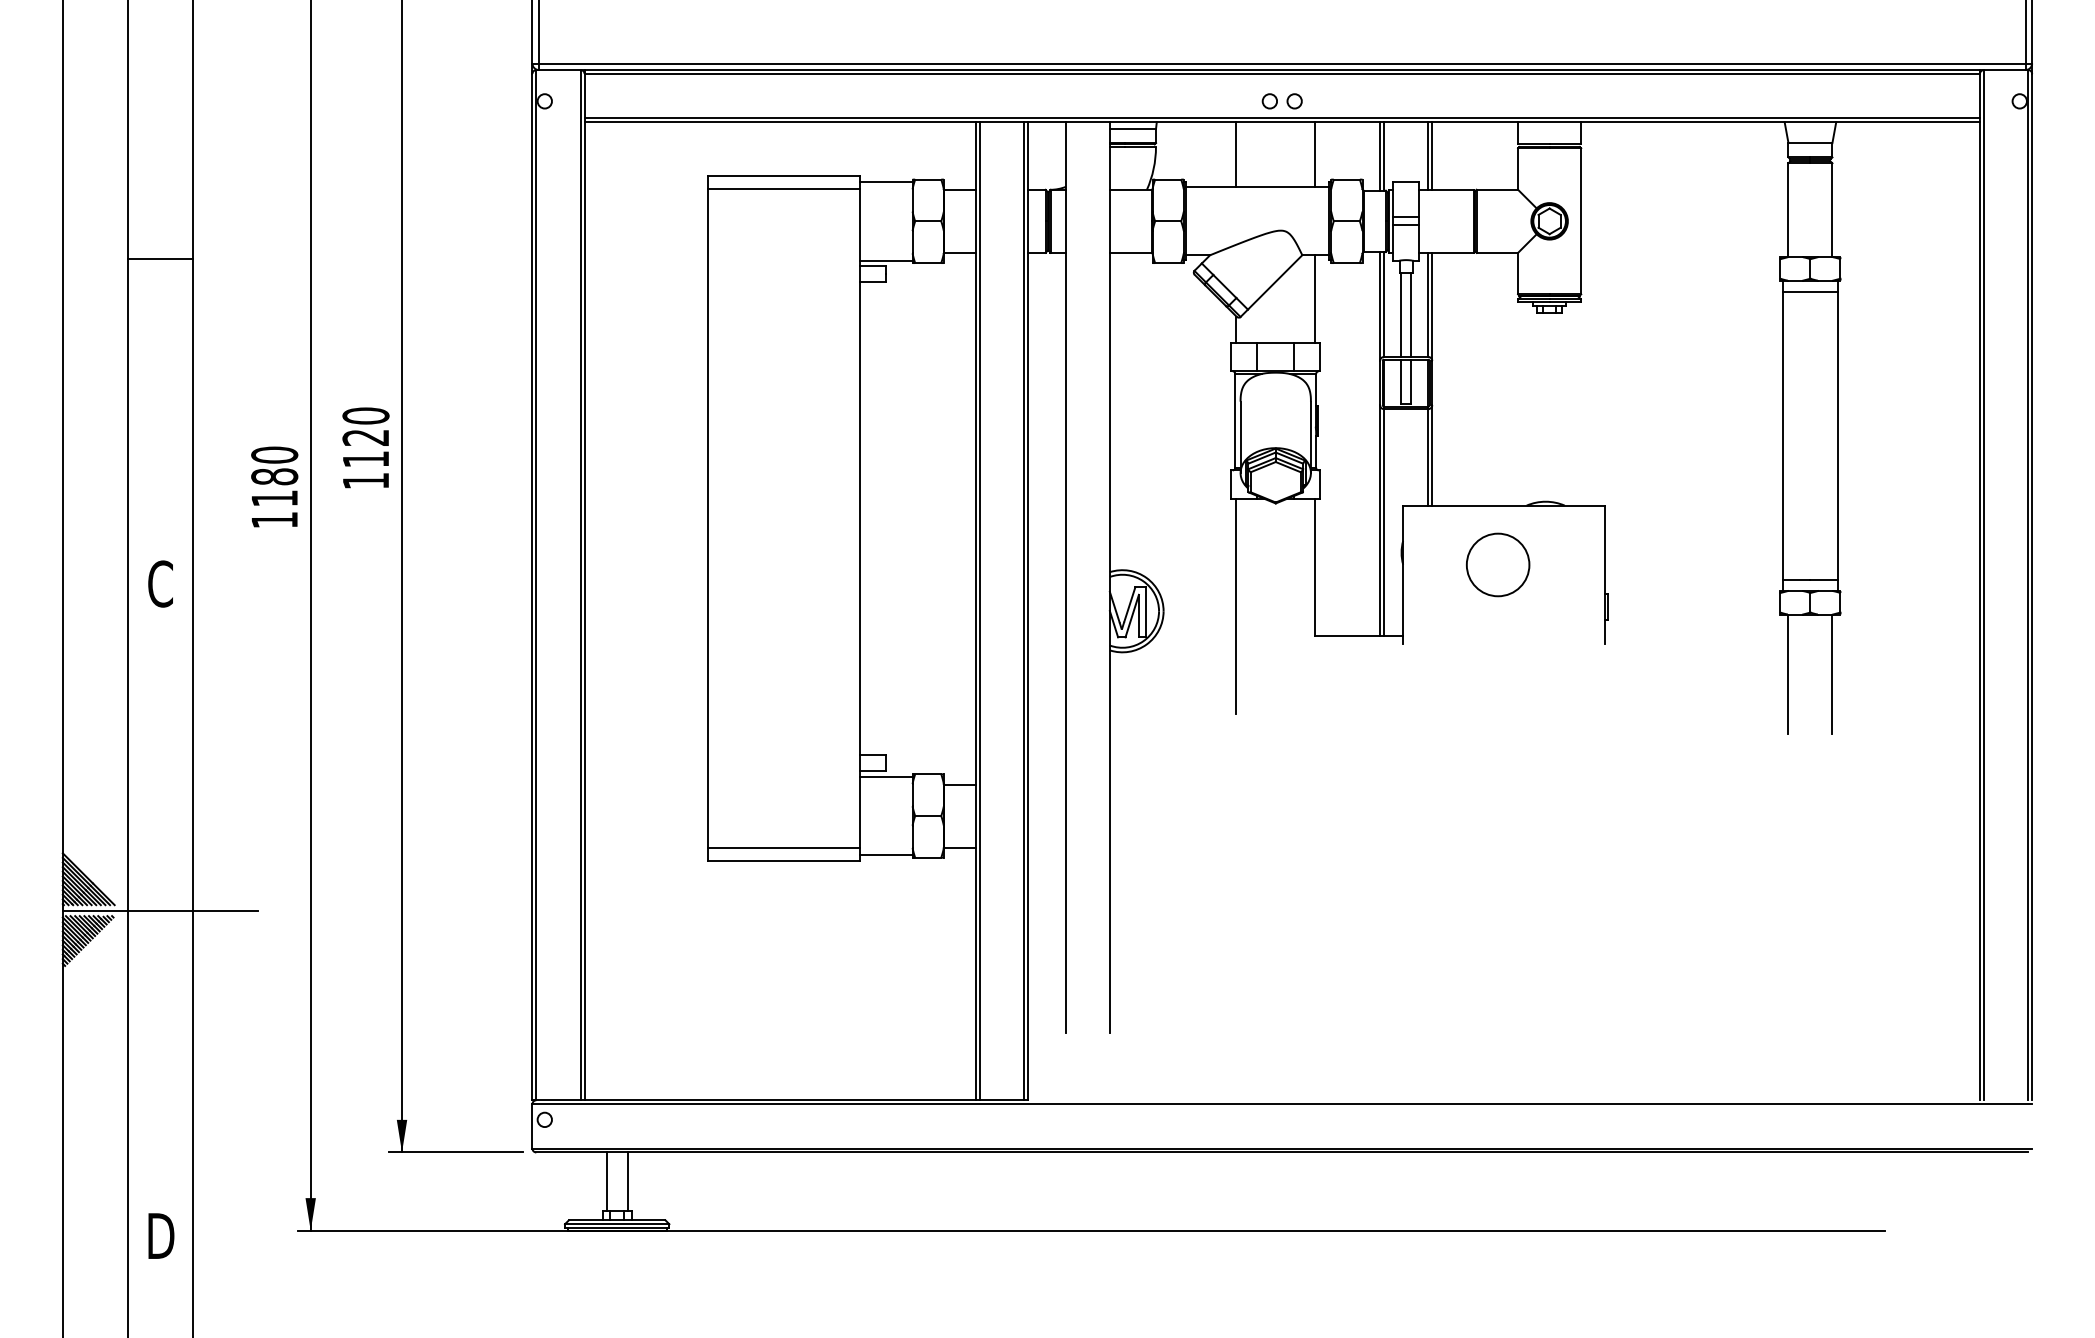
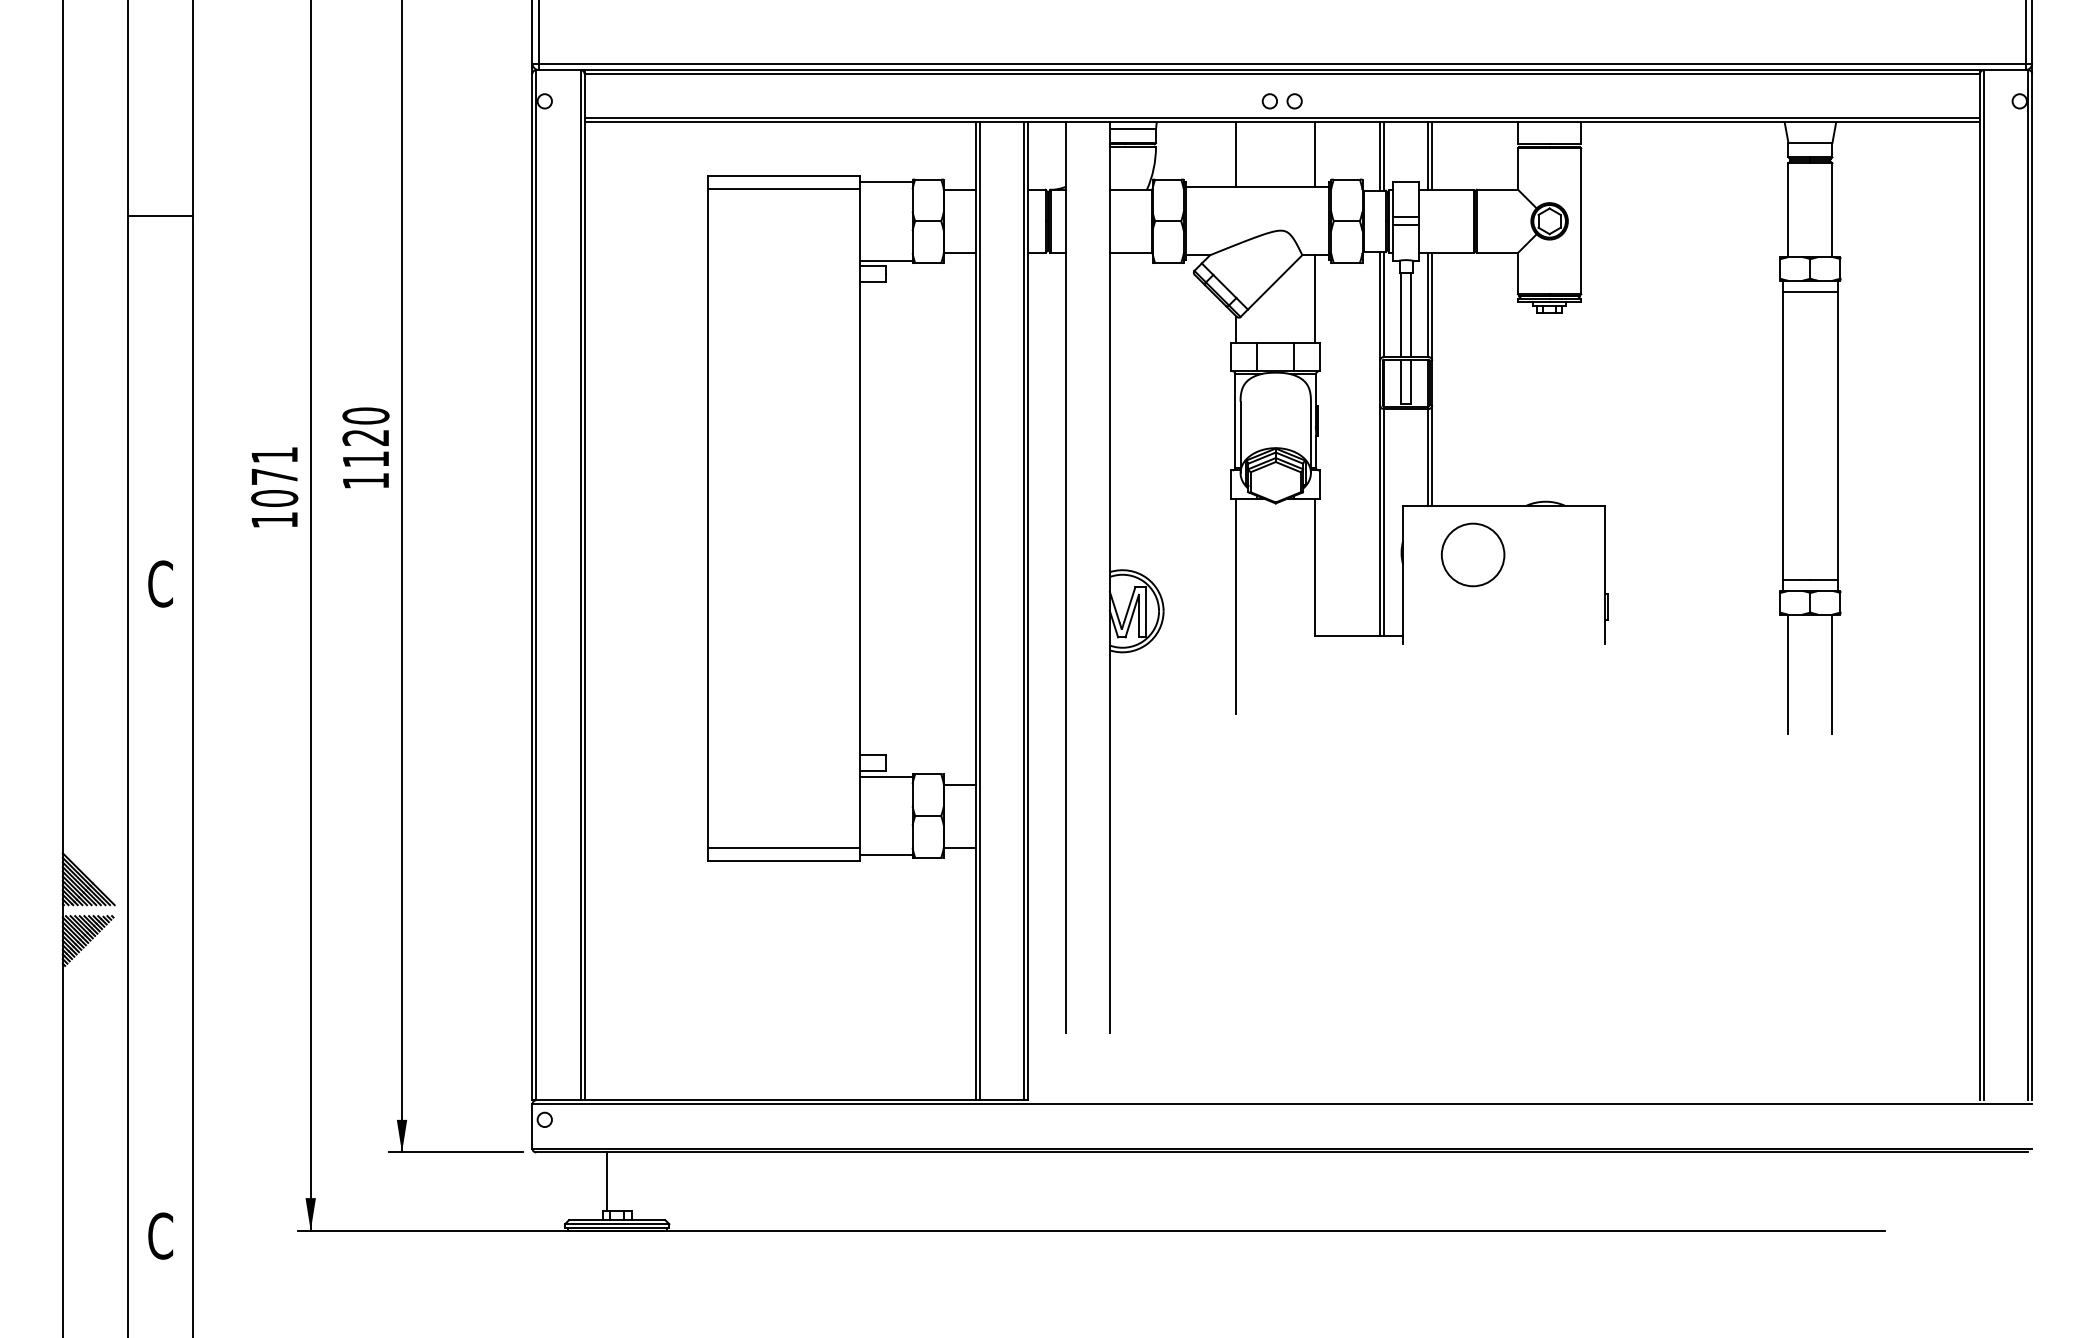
line position: (160, 258) -> (160, 215) (160, 215)
text: 1180 -> 1071 (274, 476)
circle position: (1498, 564) -> (1473, 554) (1473, 554)
line: present -> none (160, 910)
line: present -> none (627, 1181)
text: D -> C (161, 1235)
